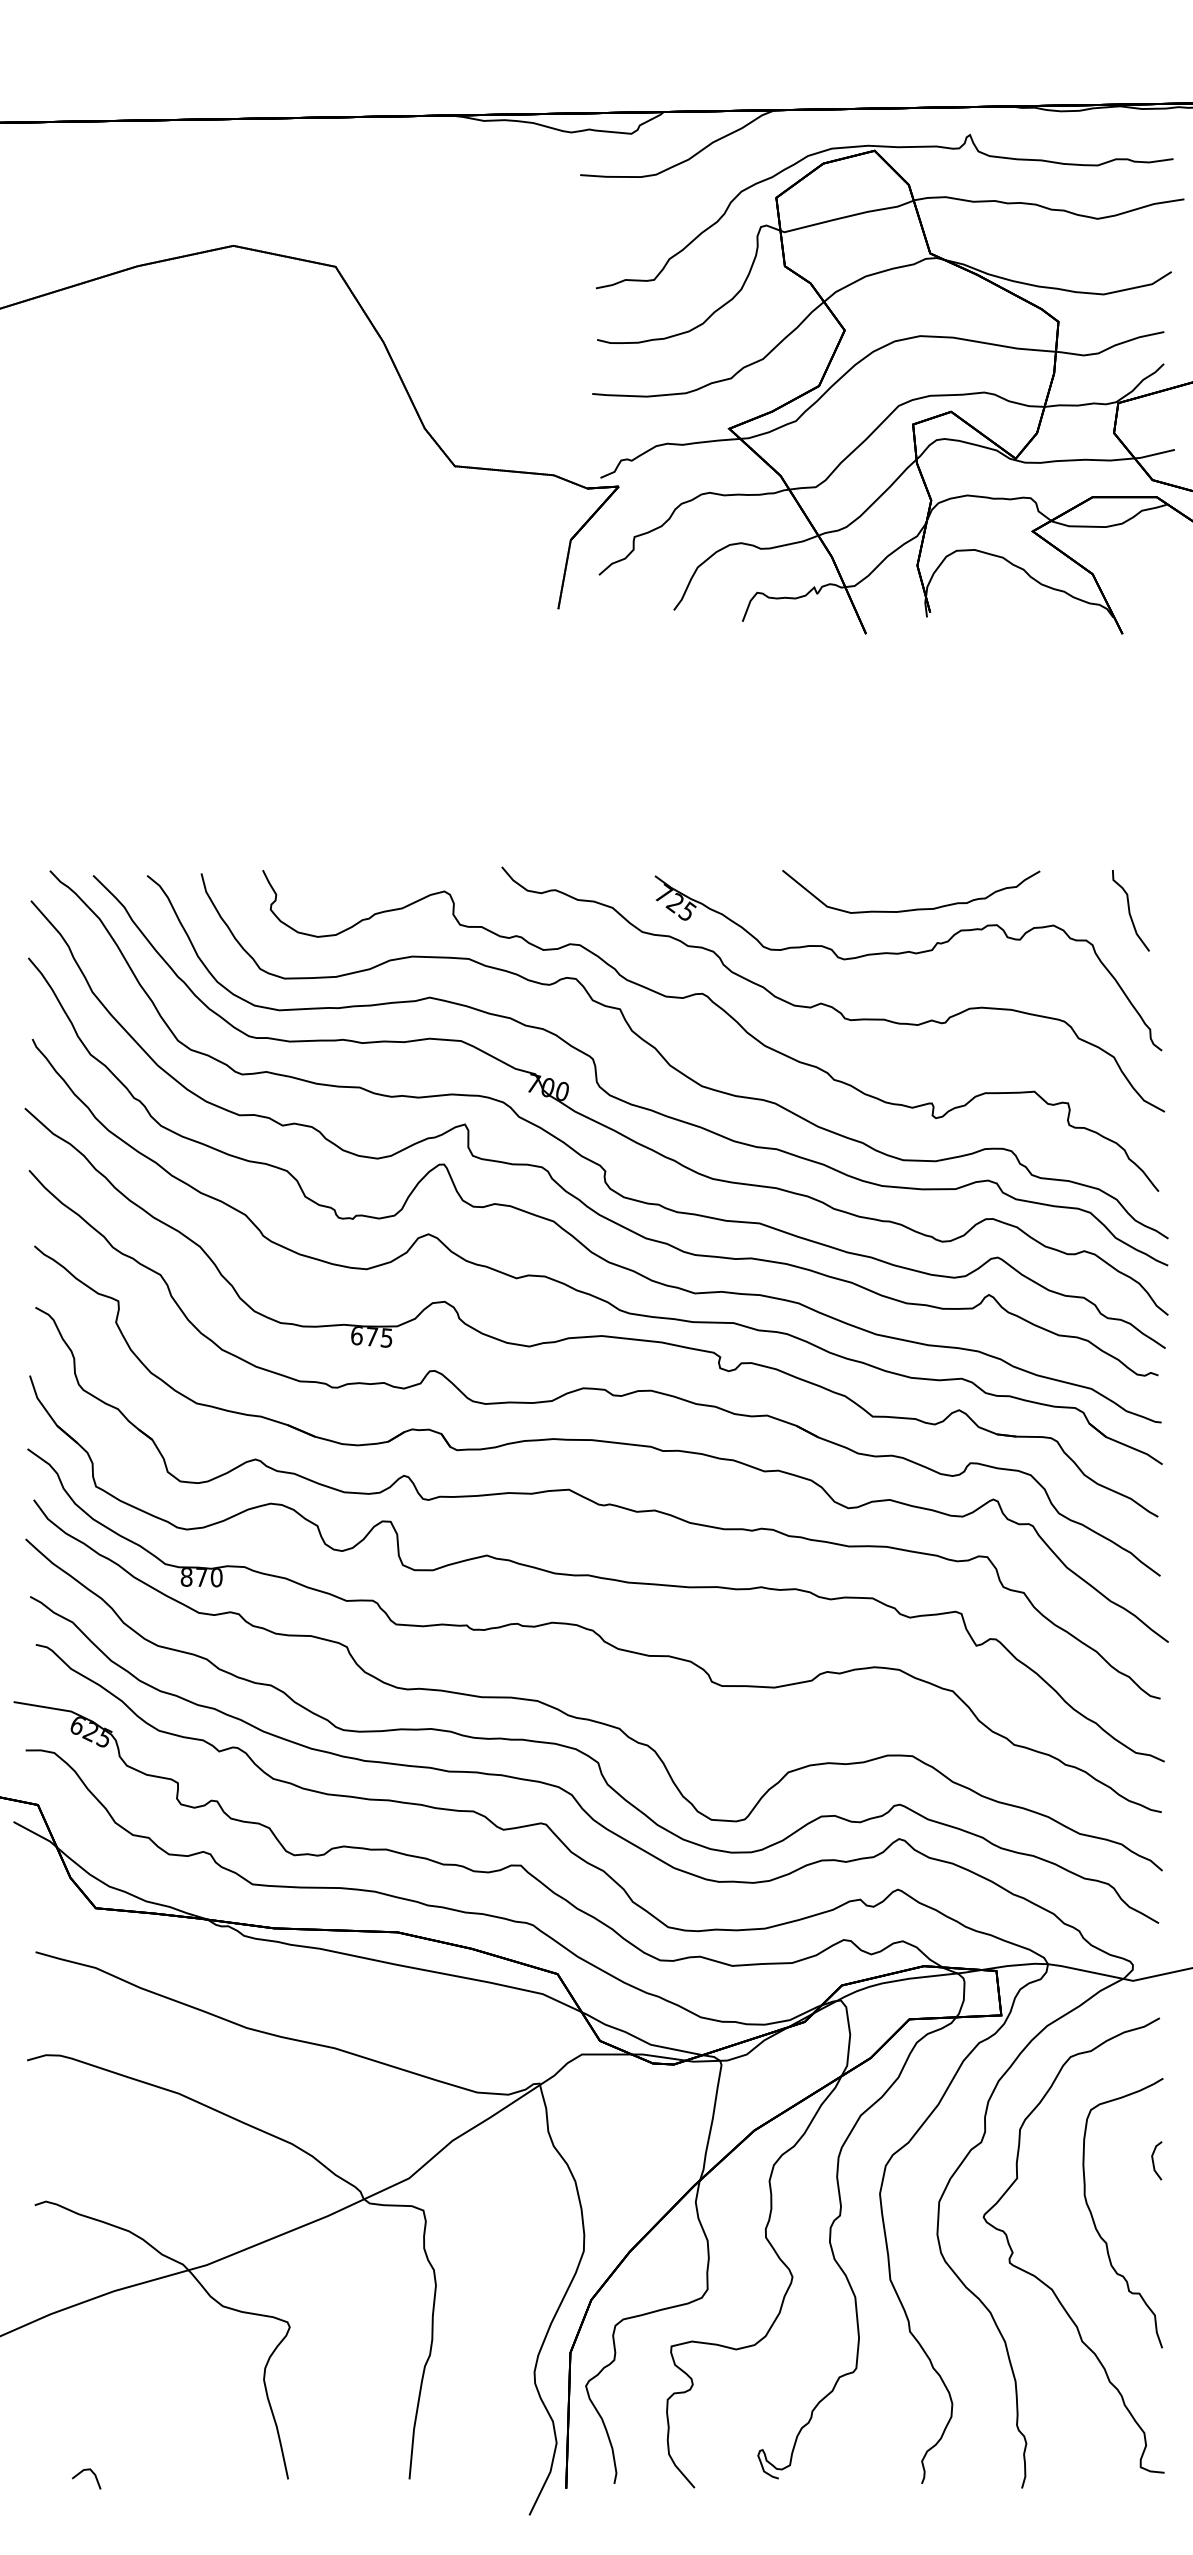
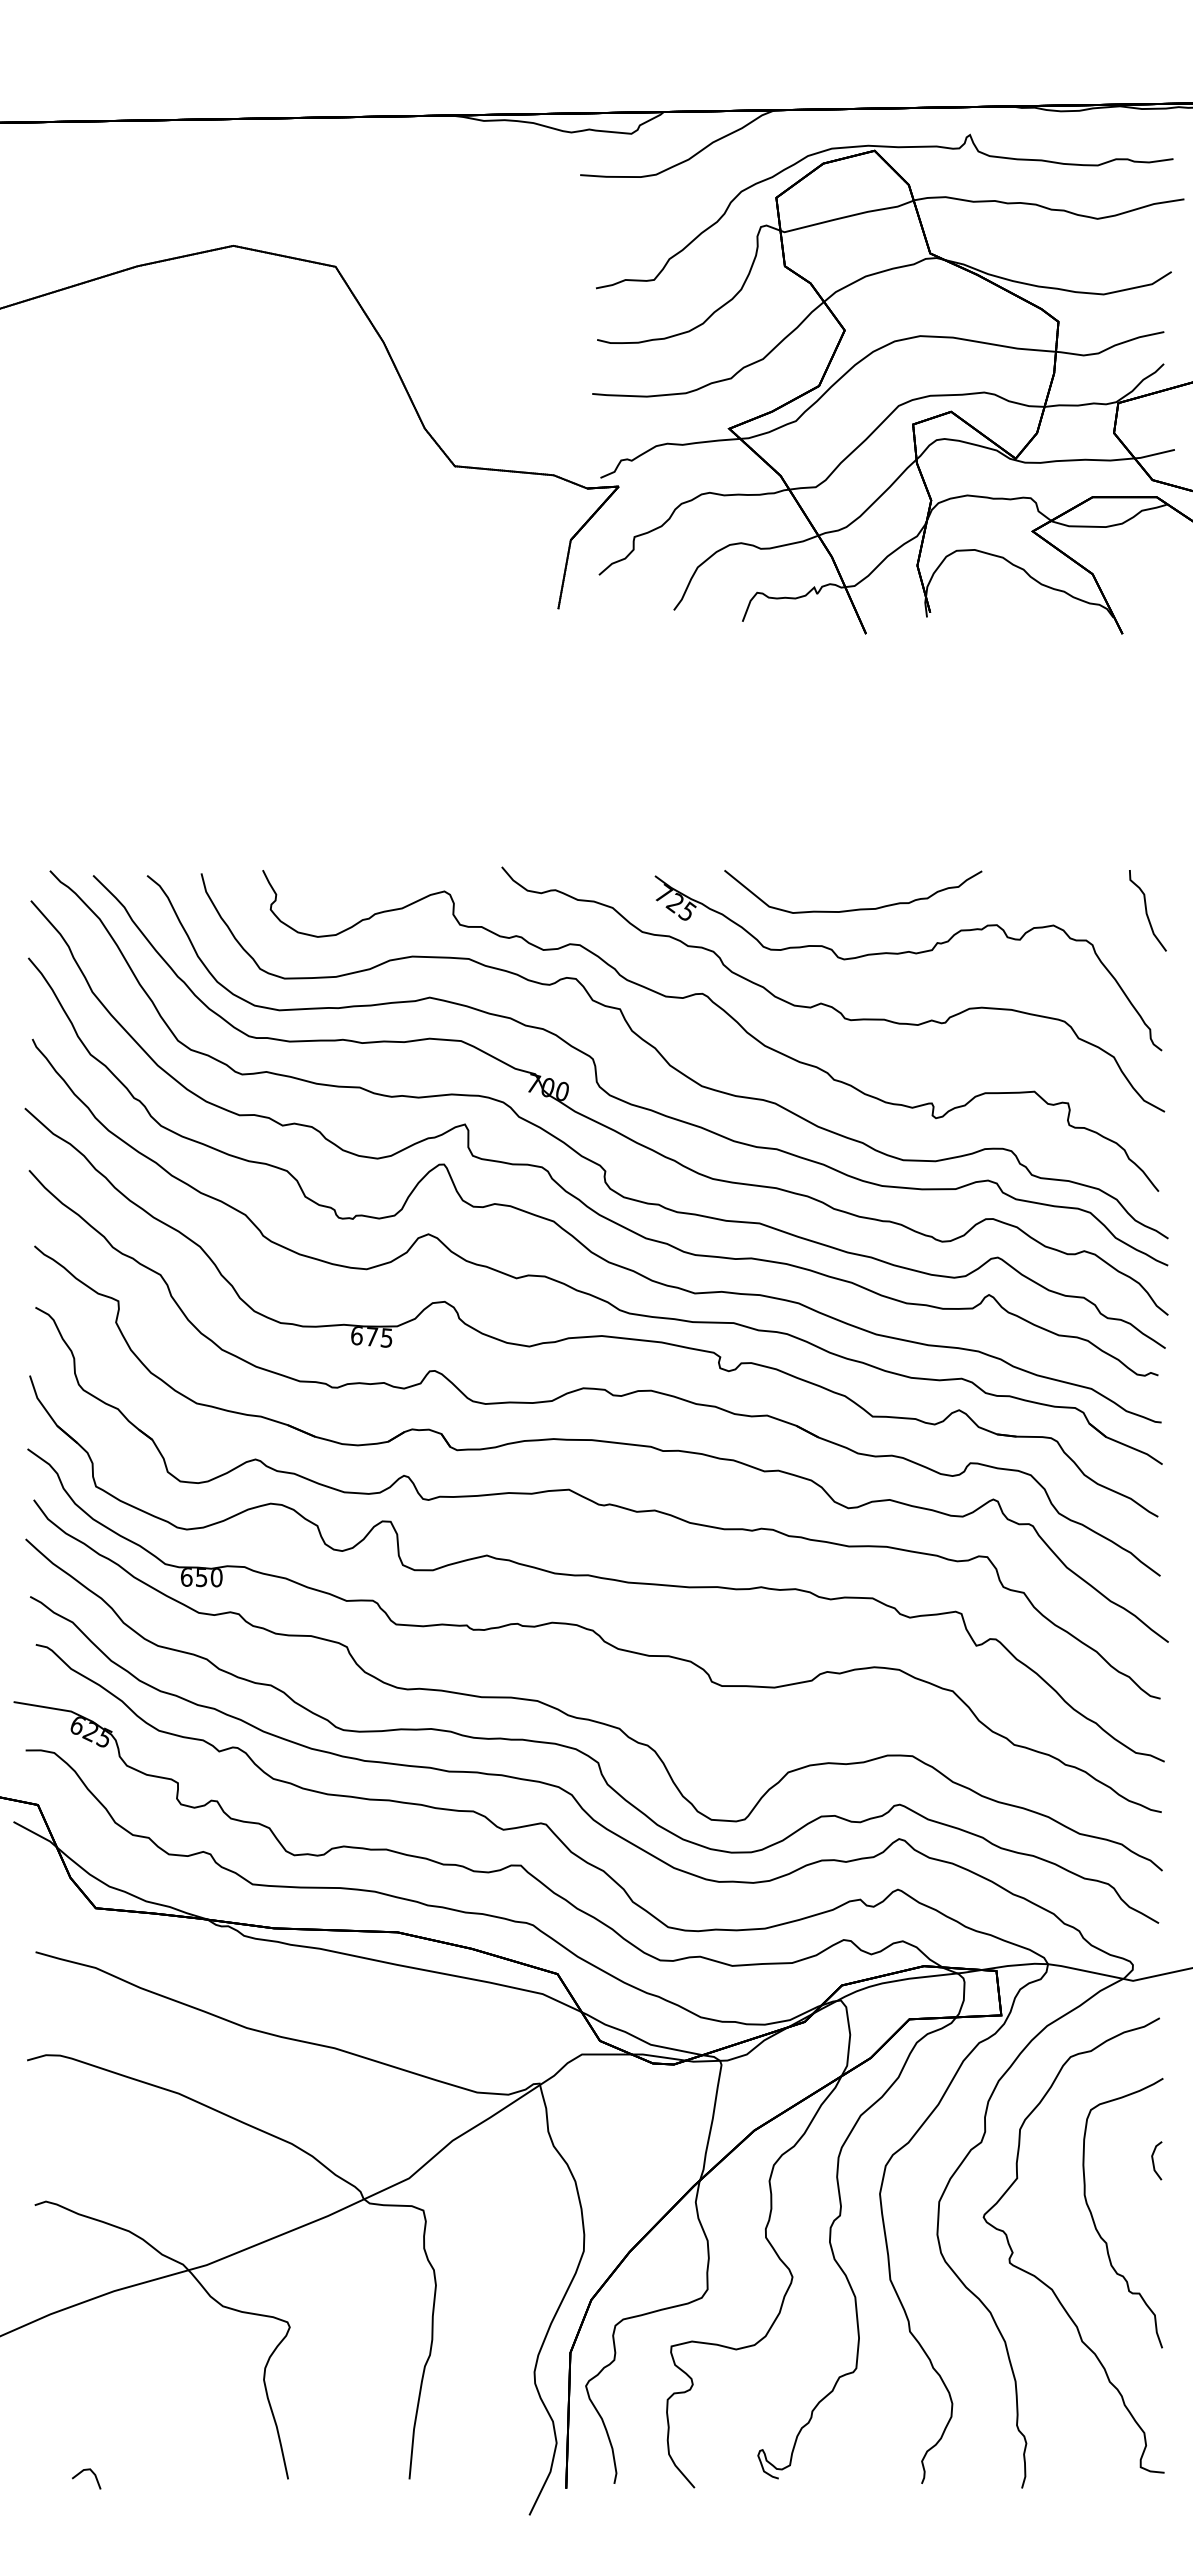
curve position: (915, 908) -> (857, 908) (857, 908)
curve position: (1130, 910) -> (1147, 910) (1147, 910)
text: 870 -> 650 (193, 1577)
